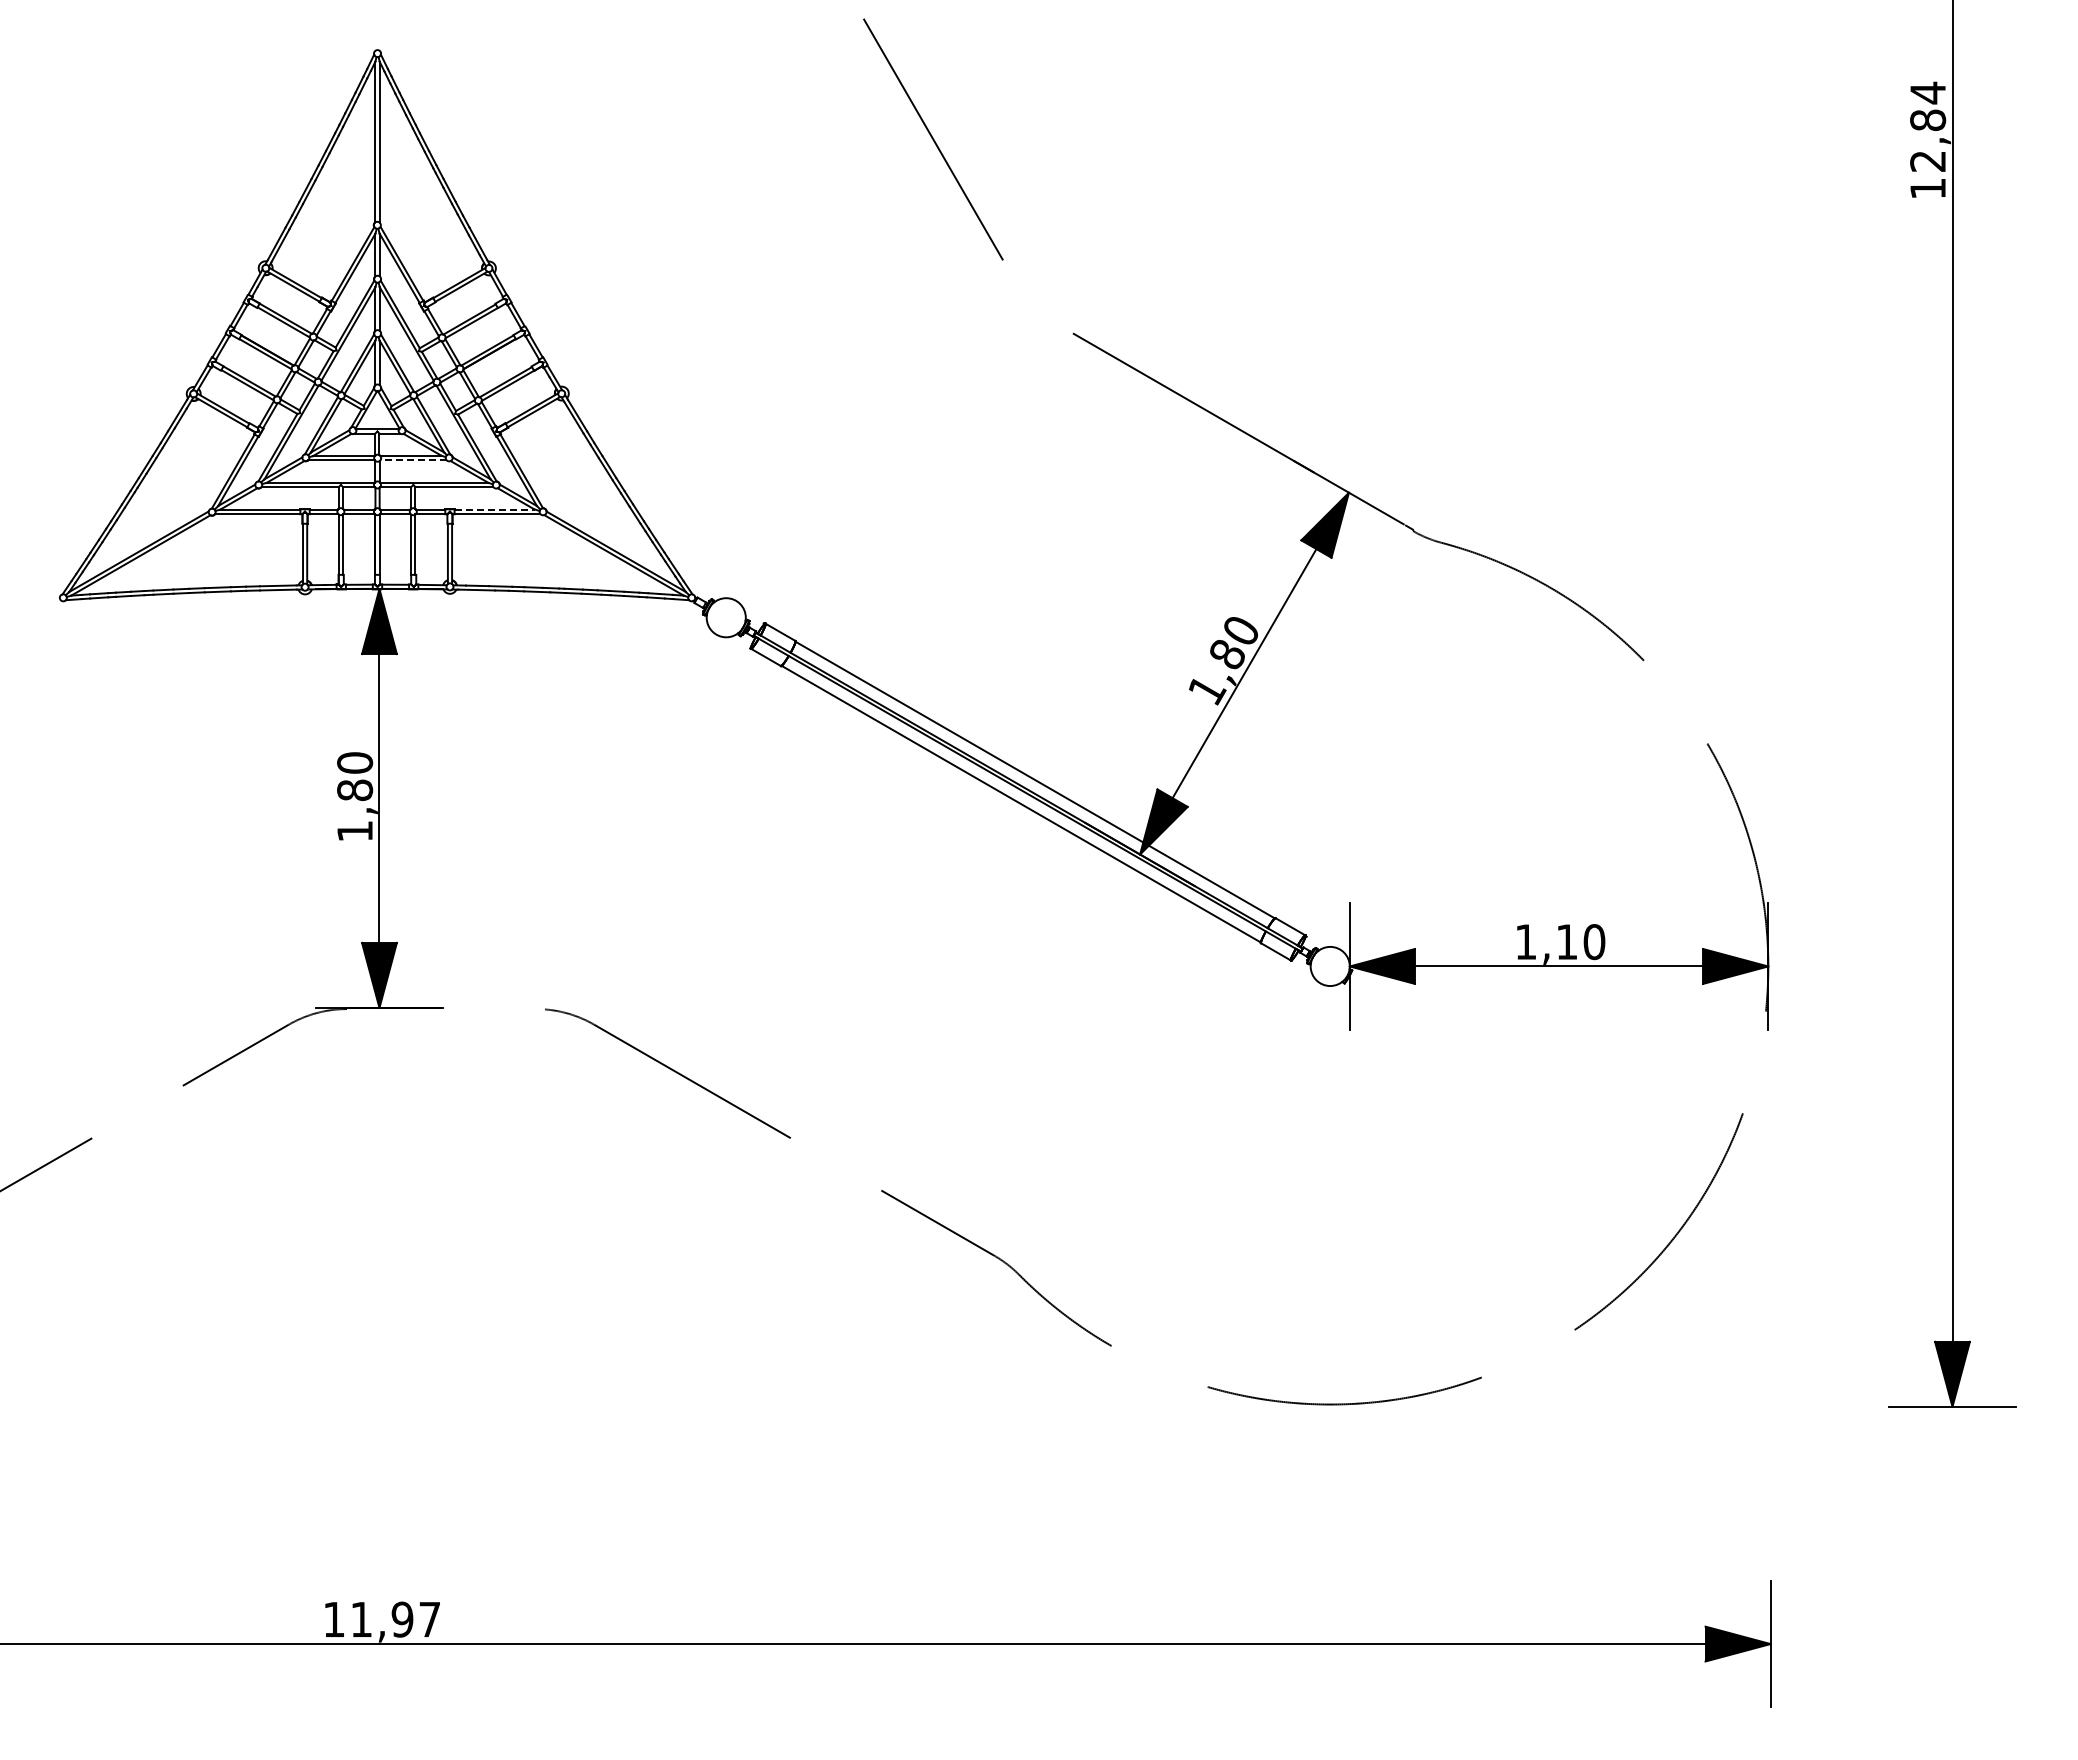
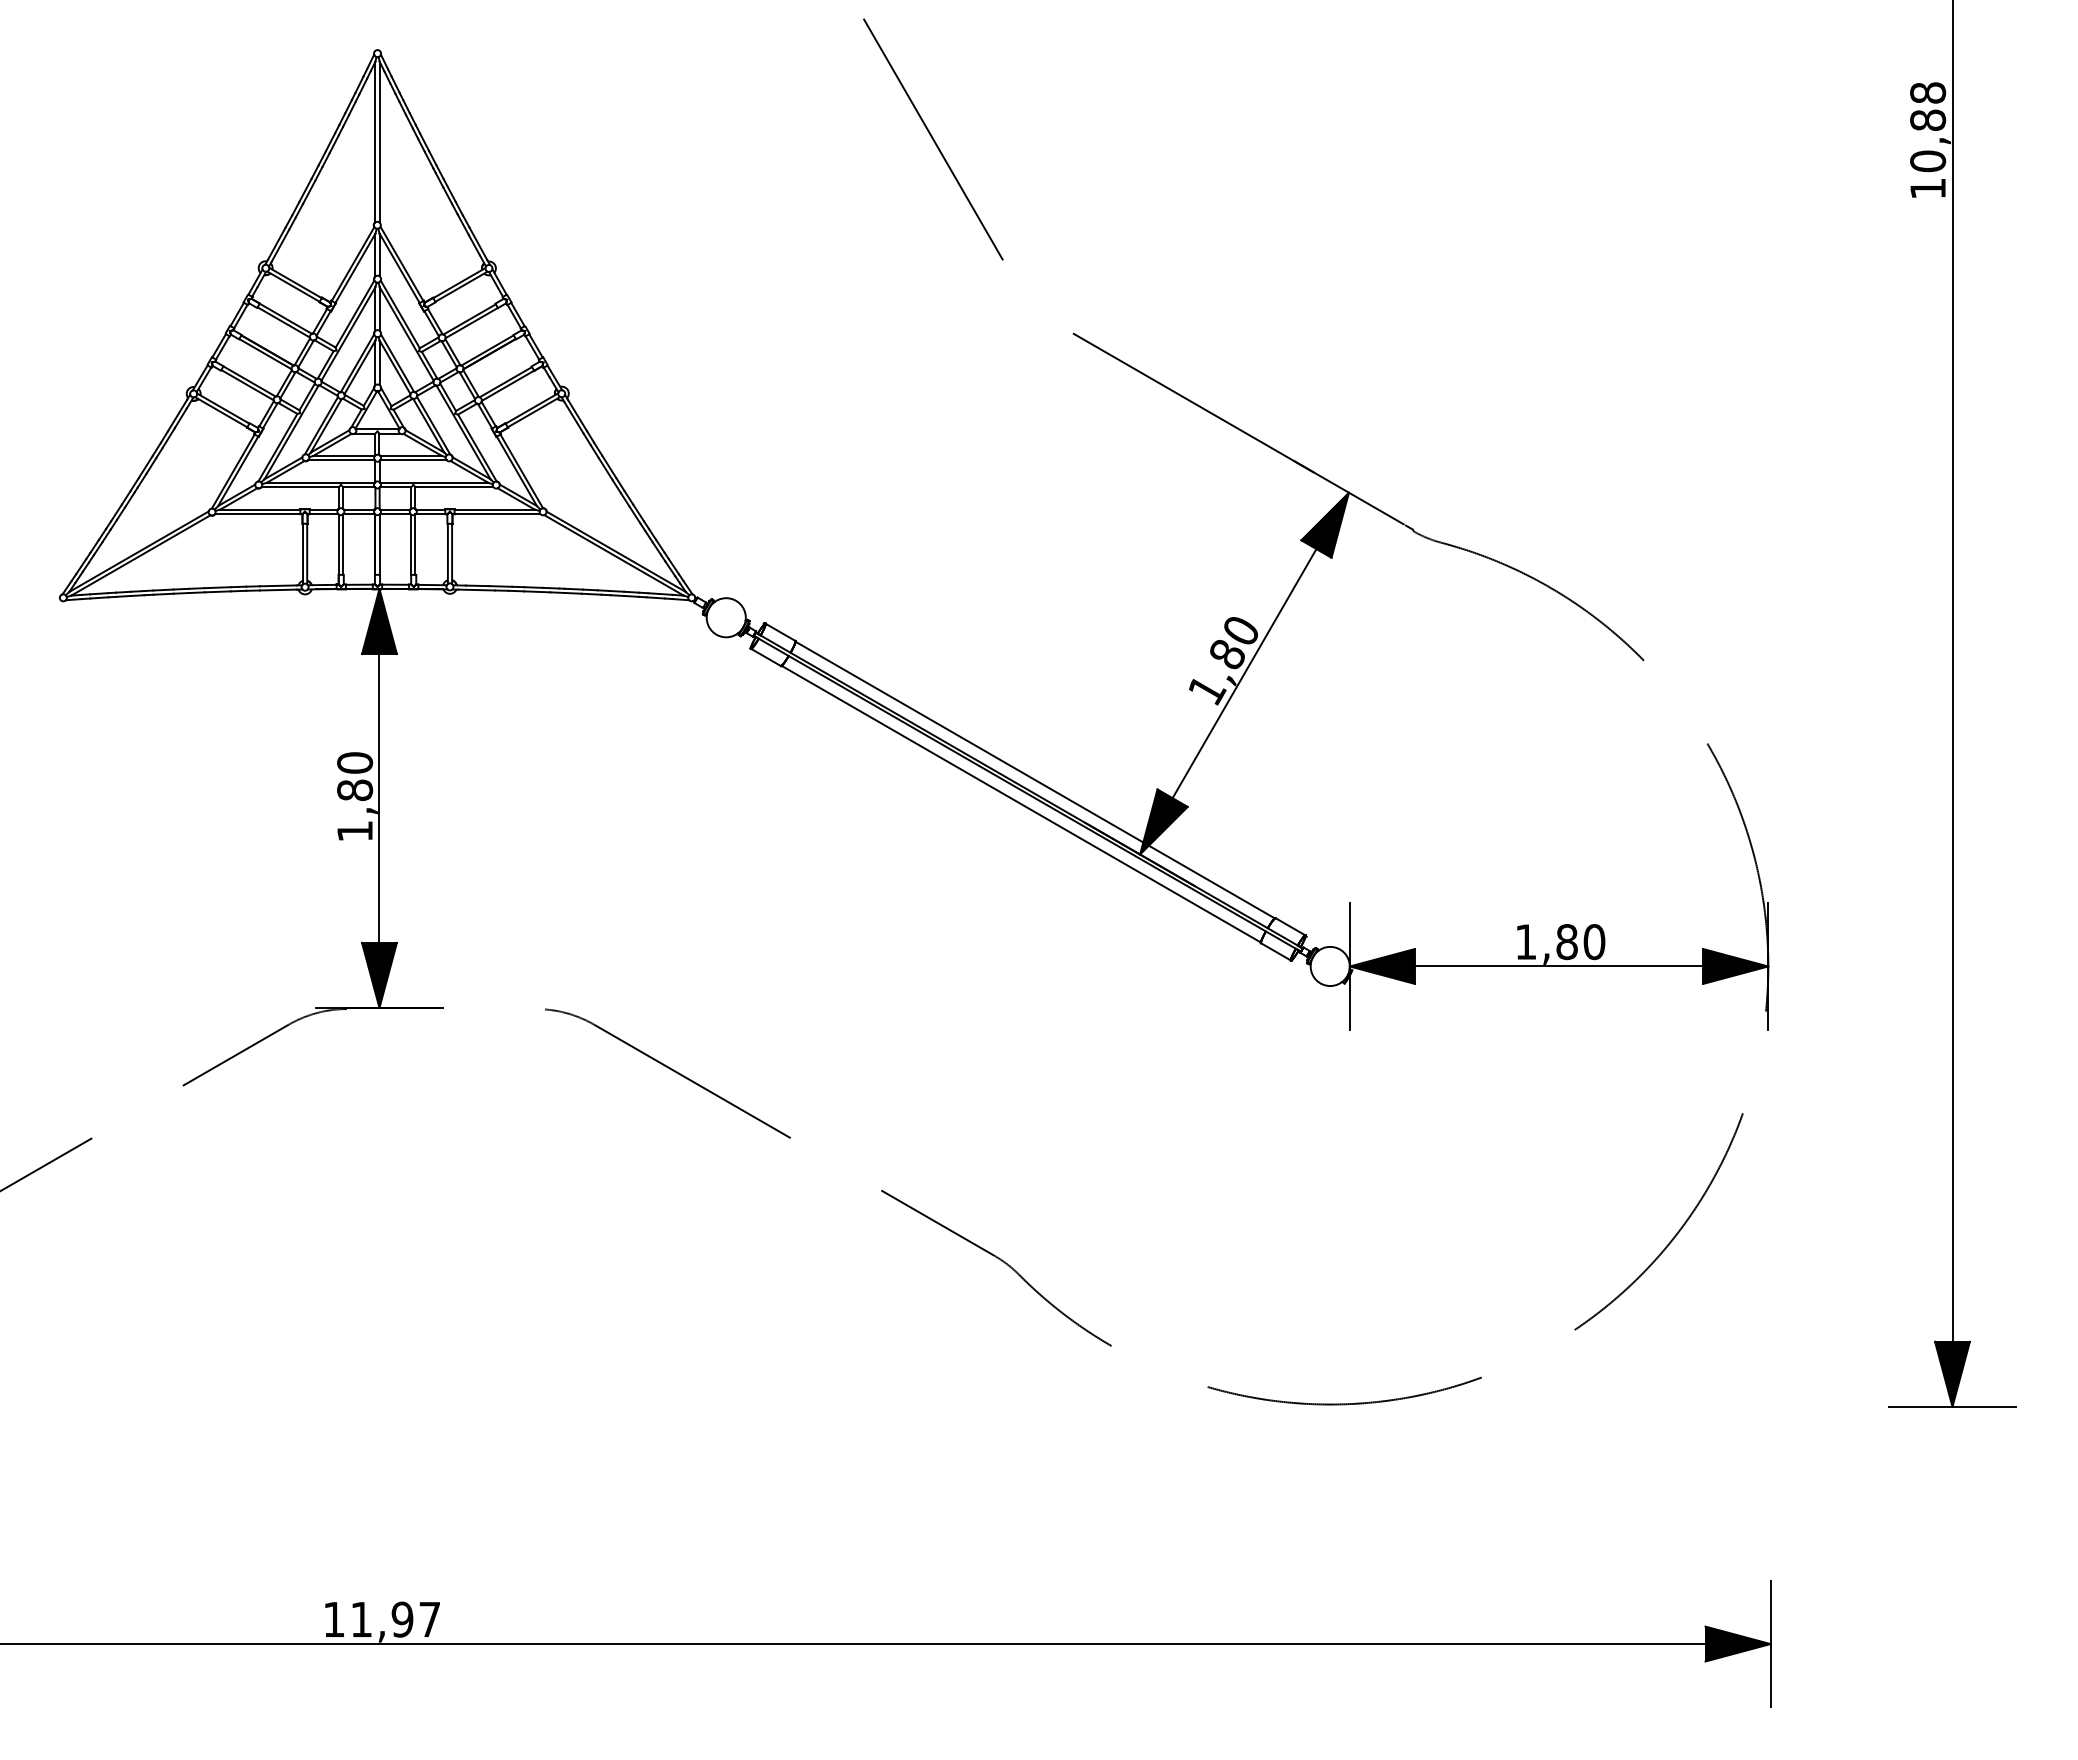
text: 12,84 -> 10,88 (1928, 126)
line: dashed -> solid (413, 460)
line: dashed -> solid (495, 509)
text: 1,10 -> 1,80 (1566, 942)
